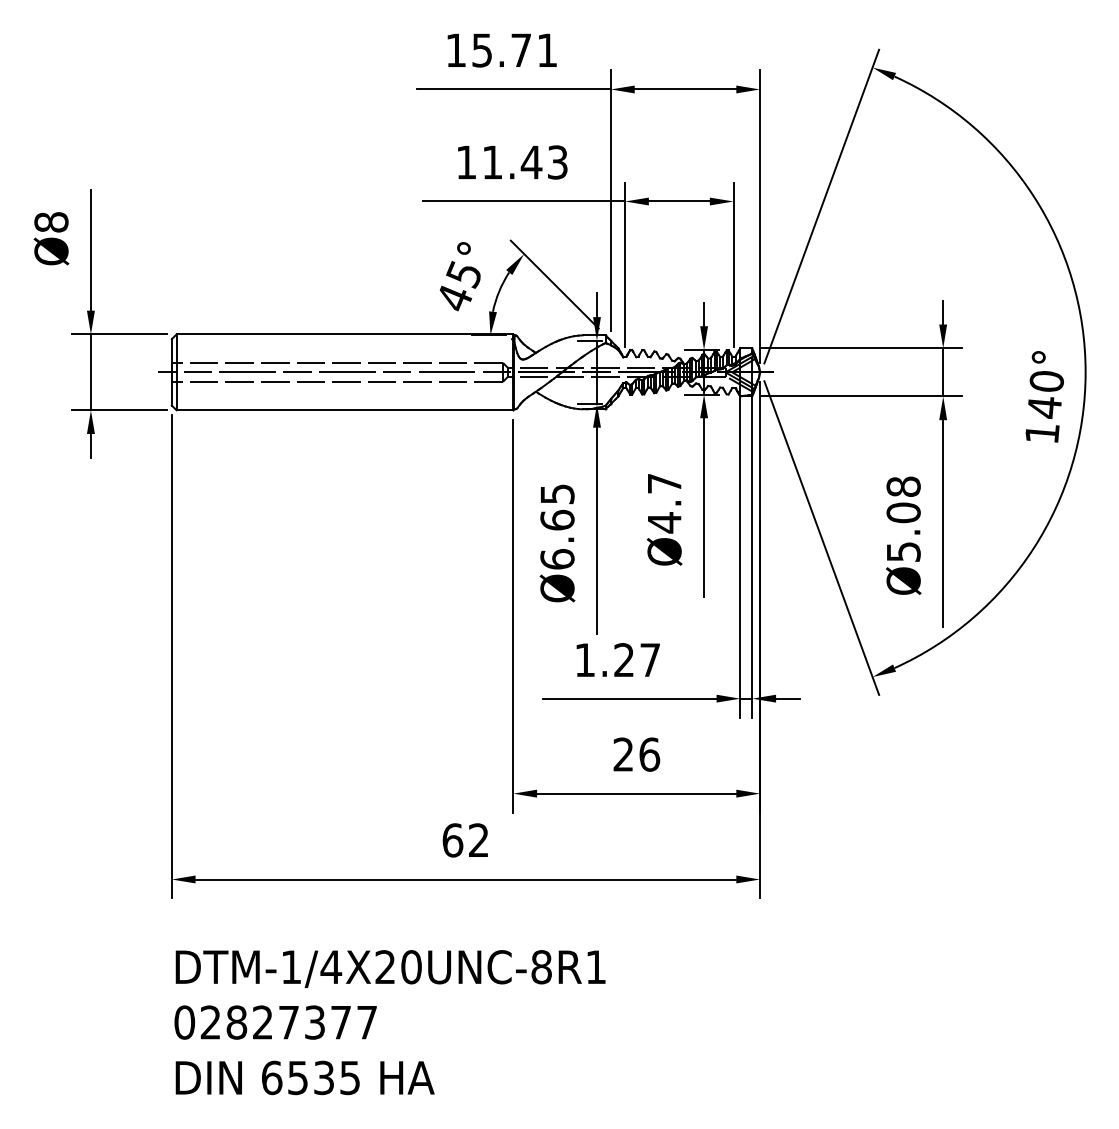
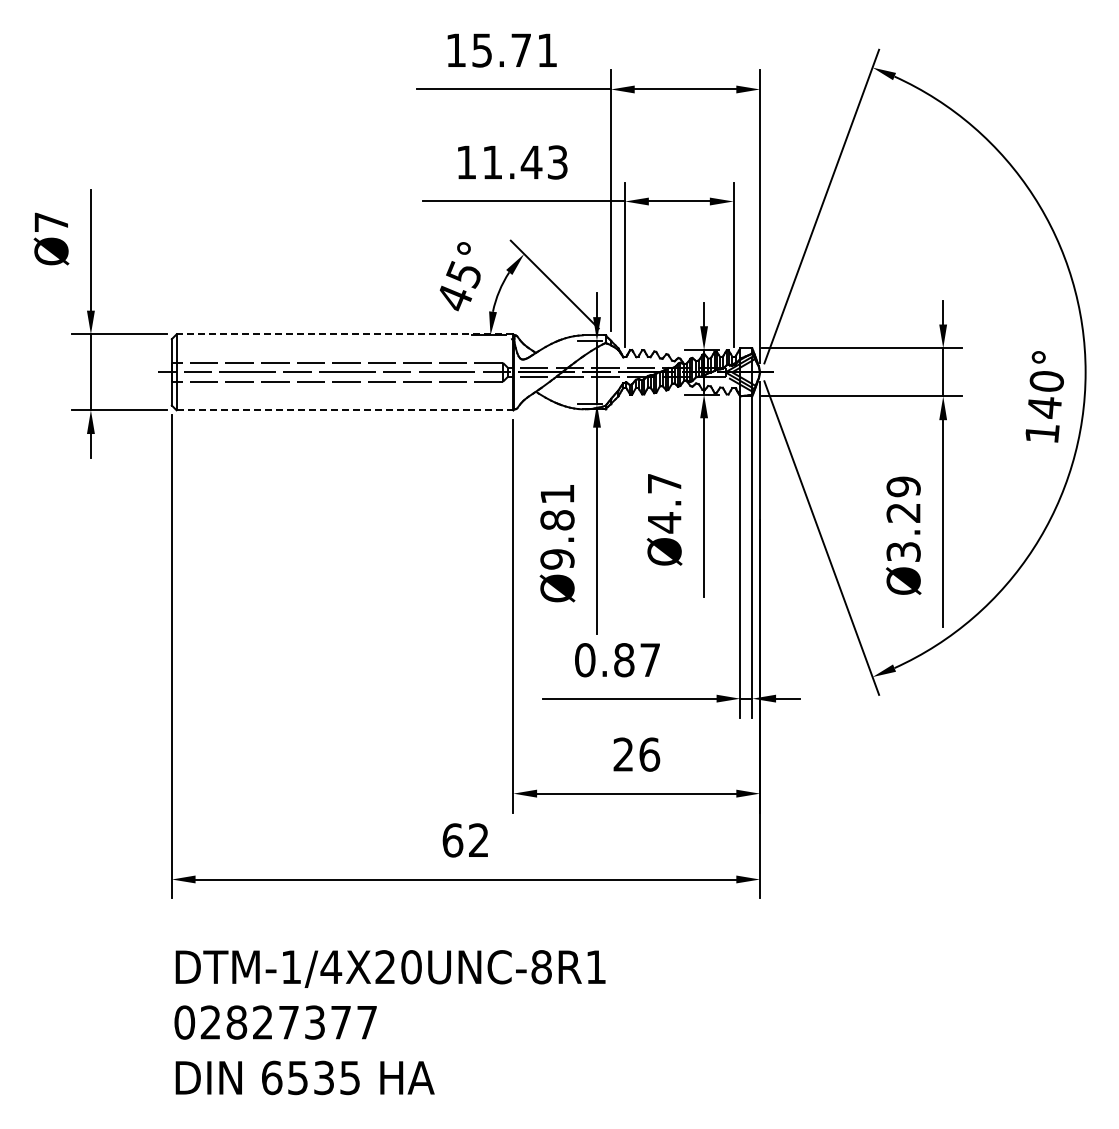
text: Ø8 -> Ø7 (51, 222)
line: solid -> dashed (344, 334)
line: solid -> dashed (345, 410)
text: Ø5.08 -> Ø3.29 (903, 518)
text: Ø6.65 -> Ø9.81 (557, 526)
text: 1.27 -> 0.87 (604, 660)
